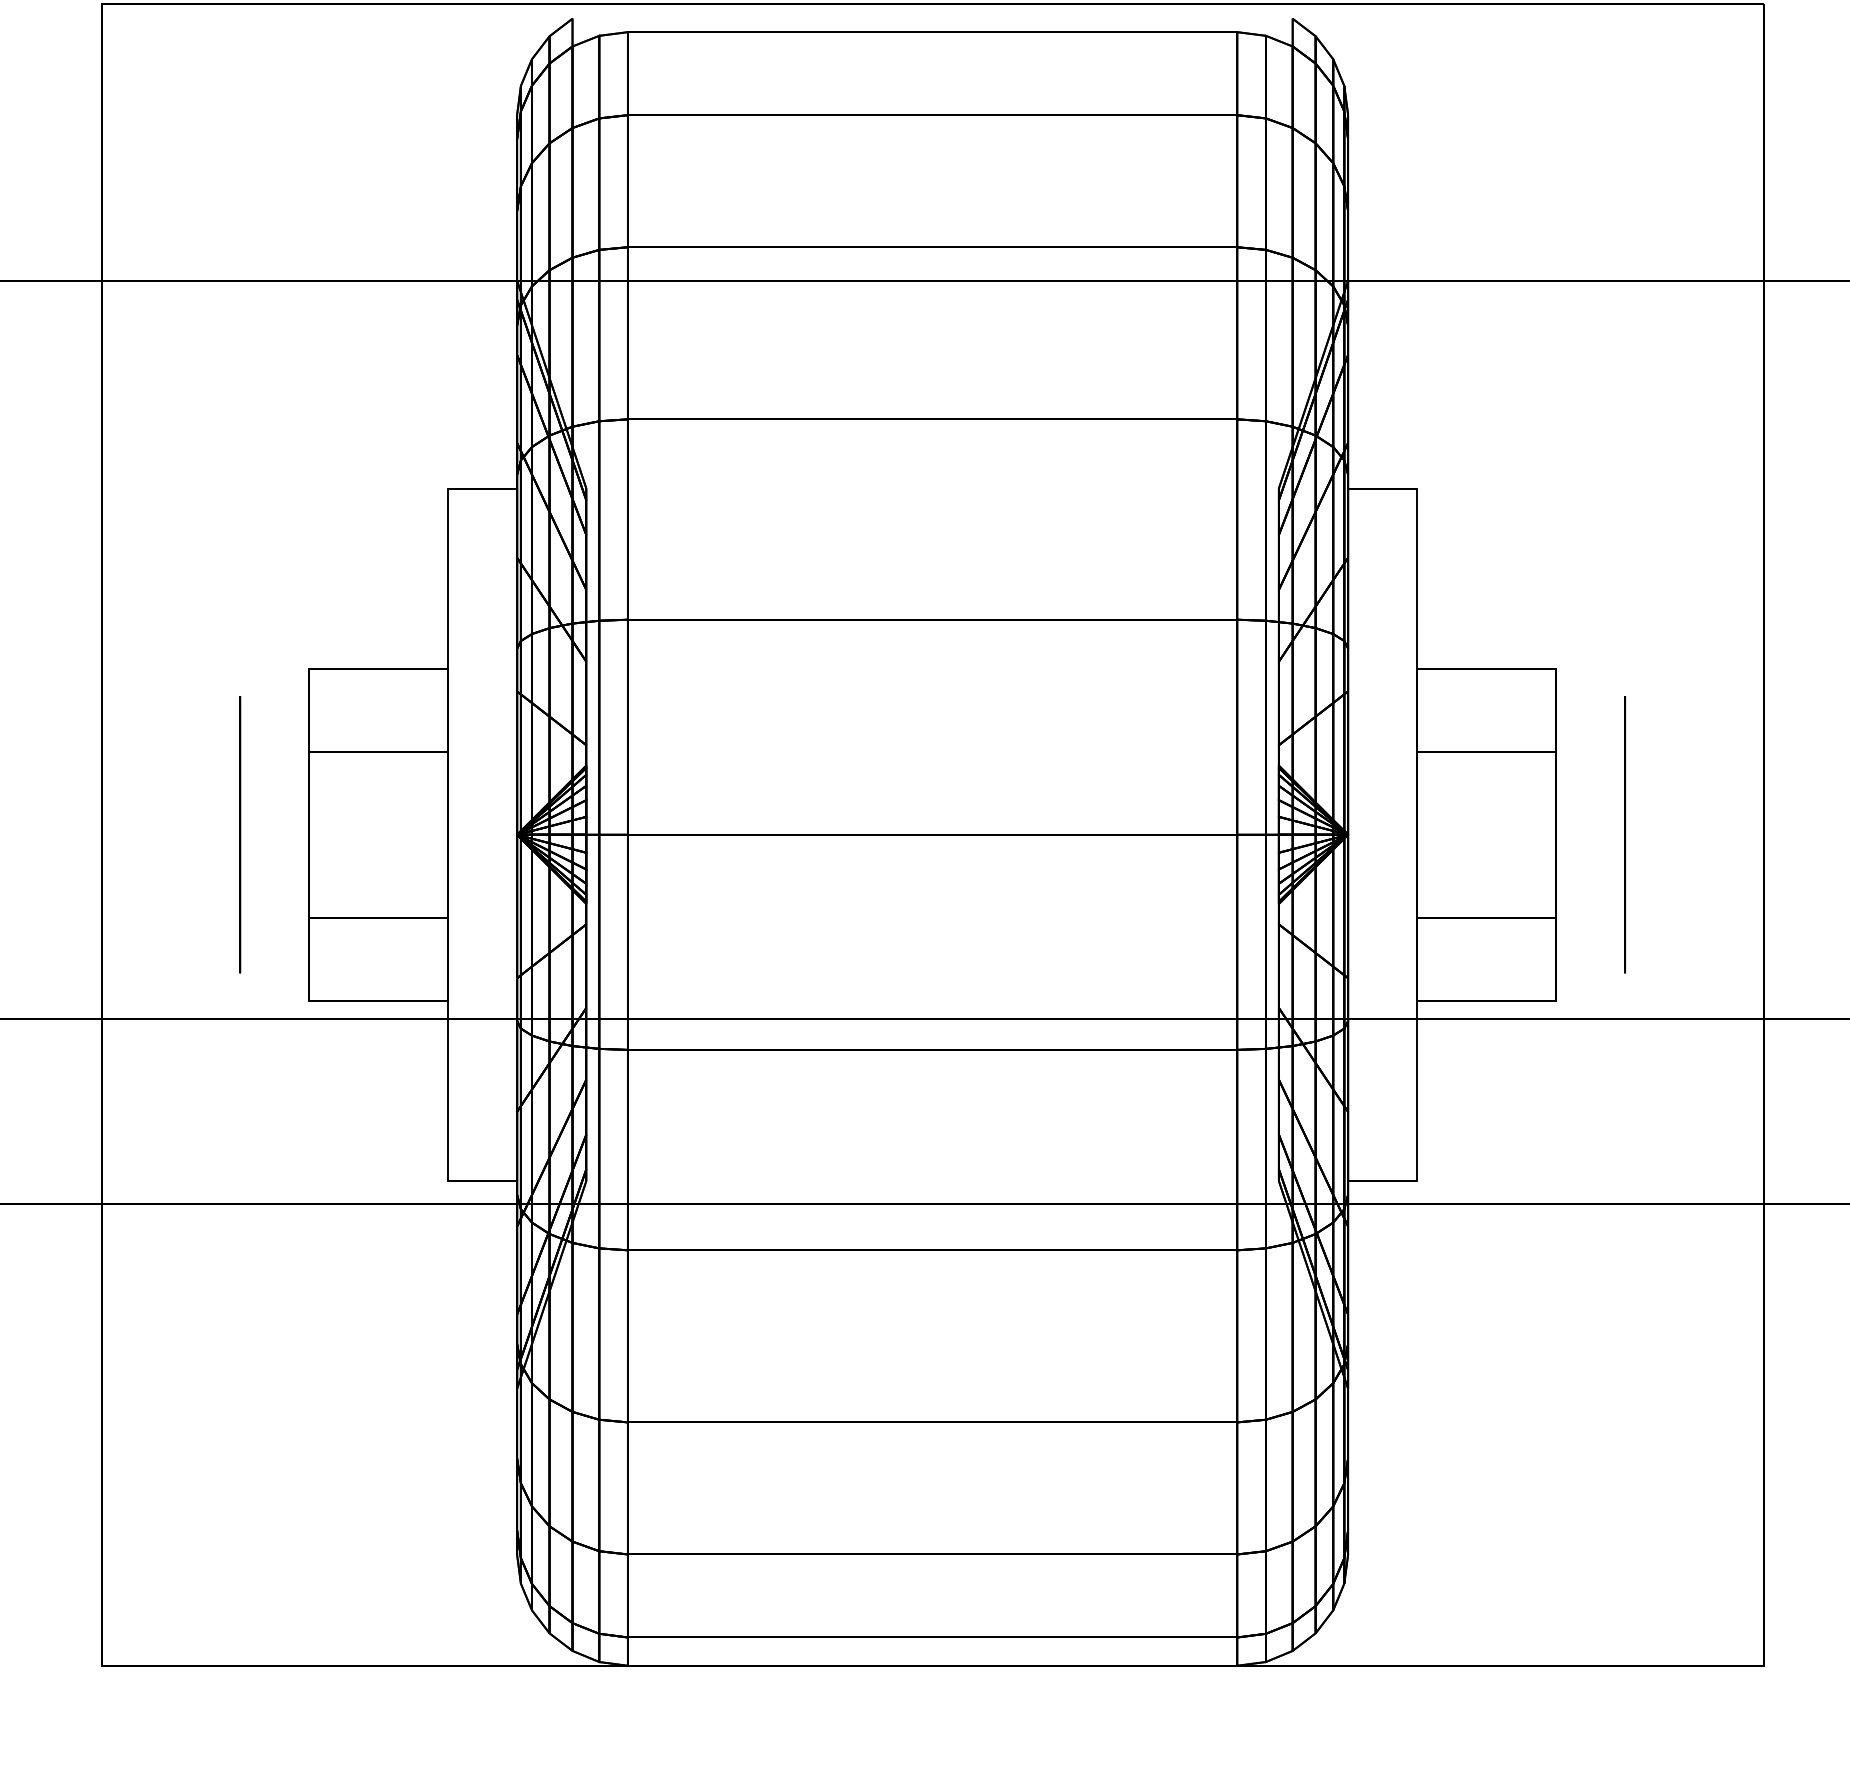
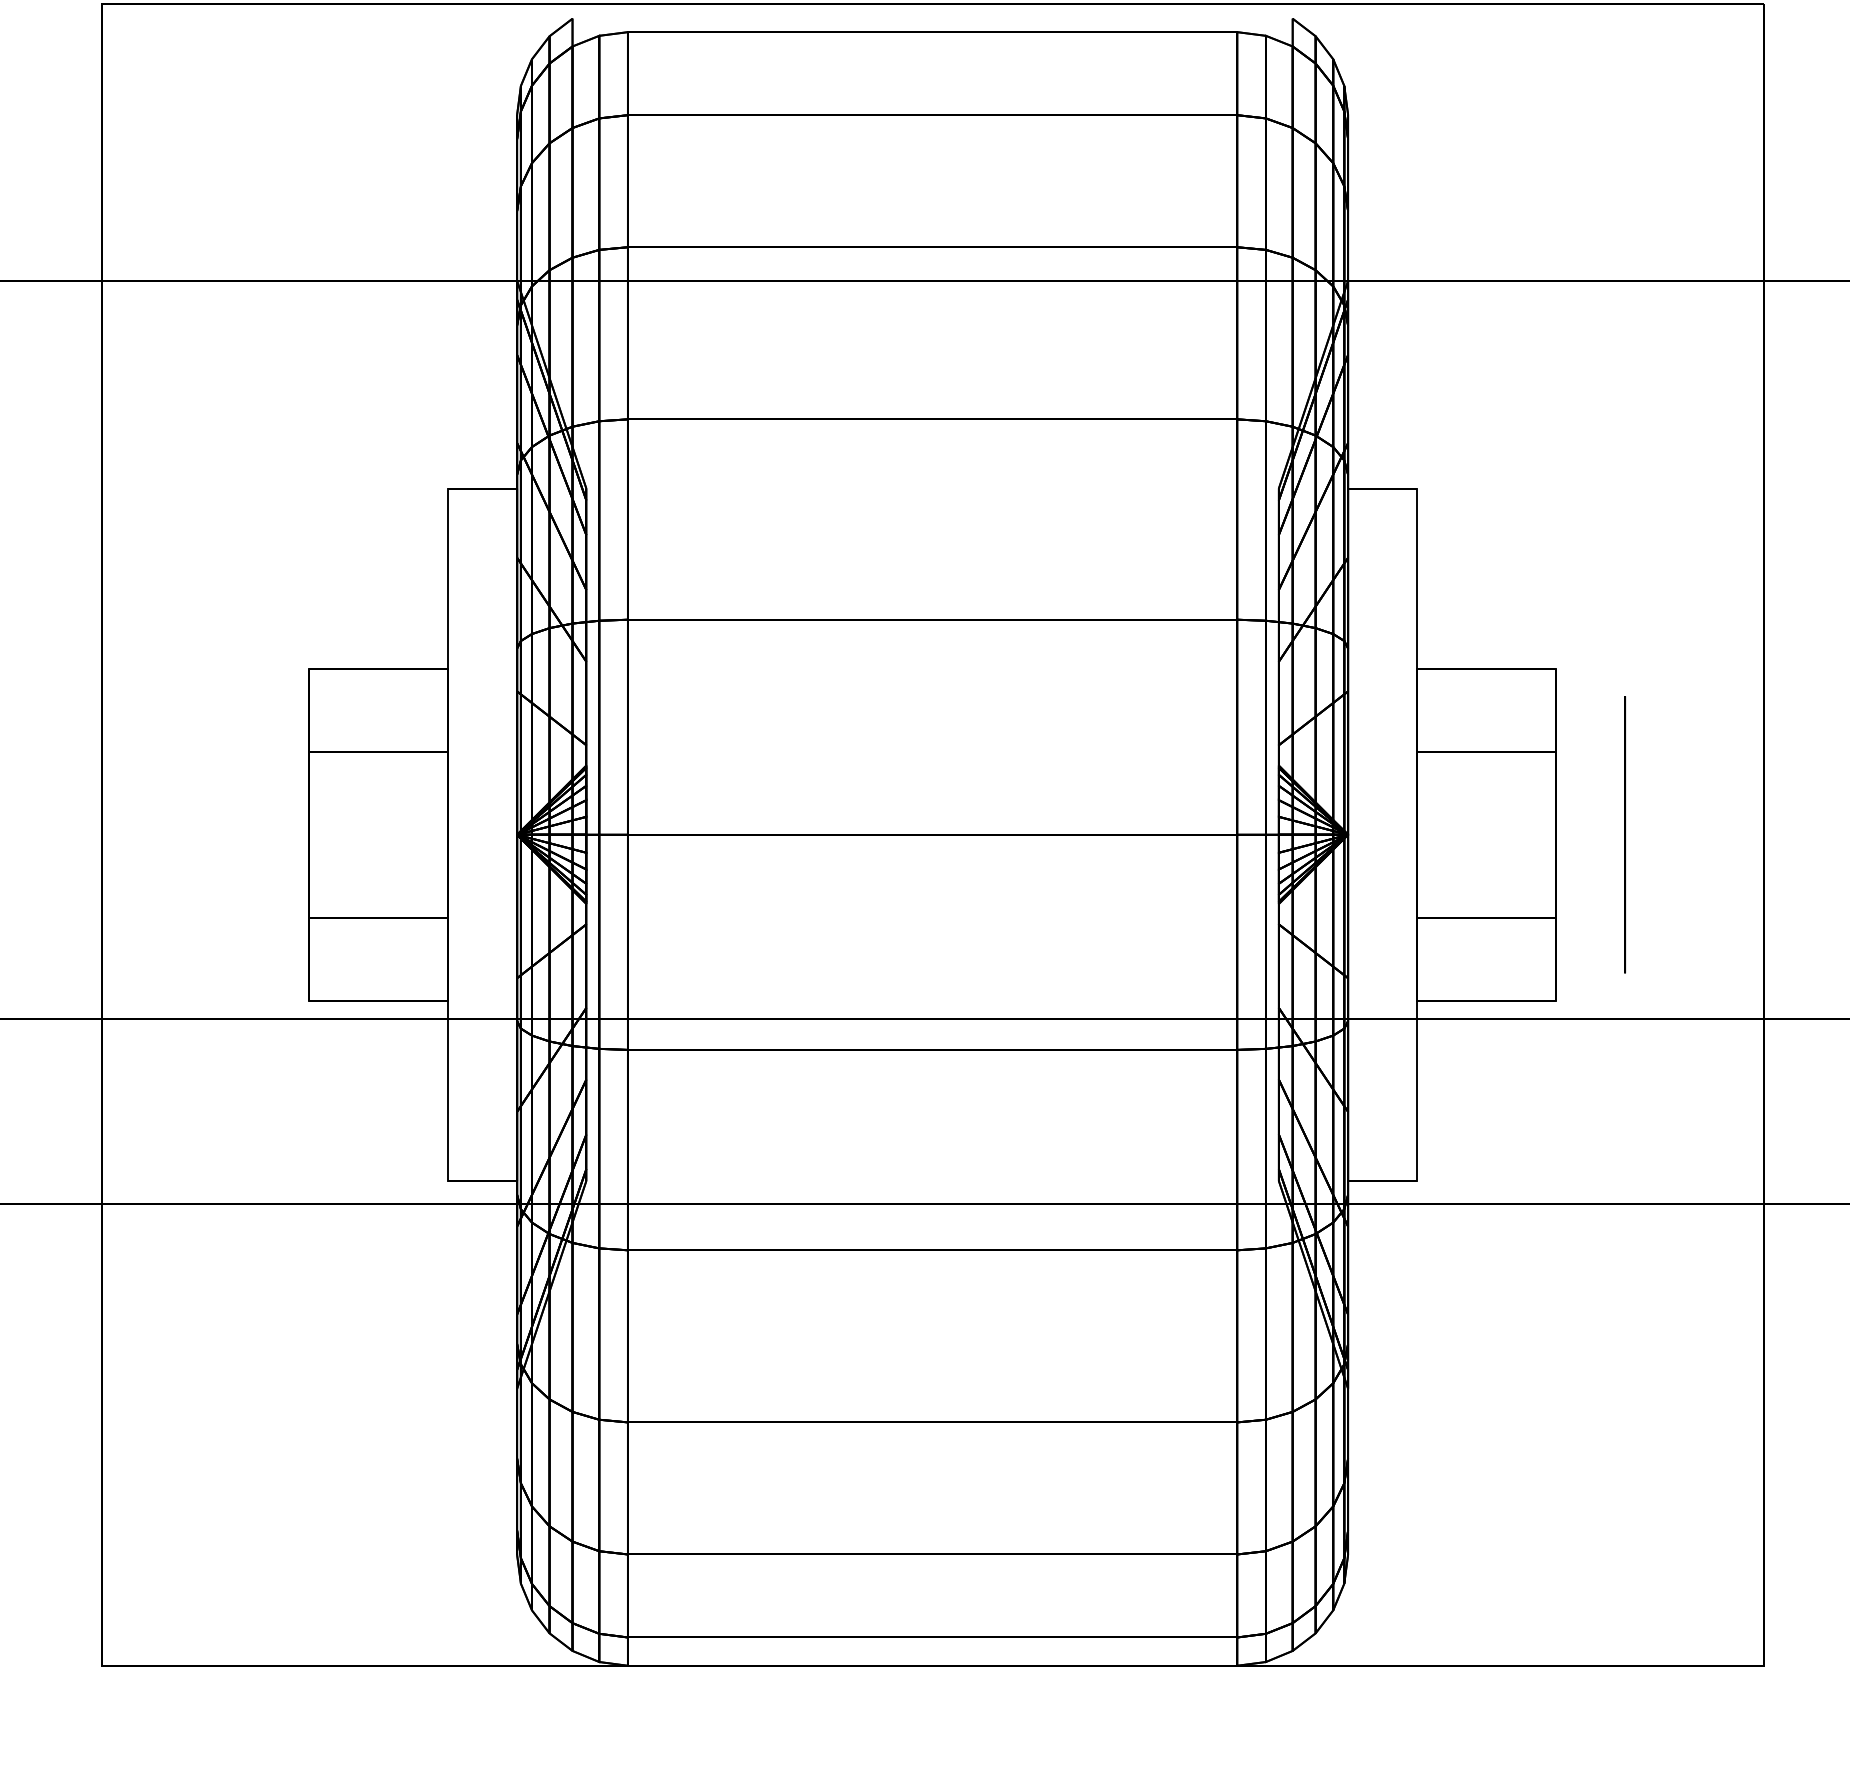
circle: present -> none (240, 834)
